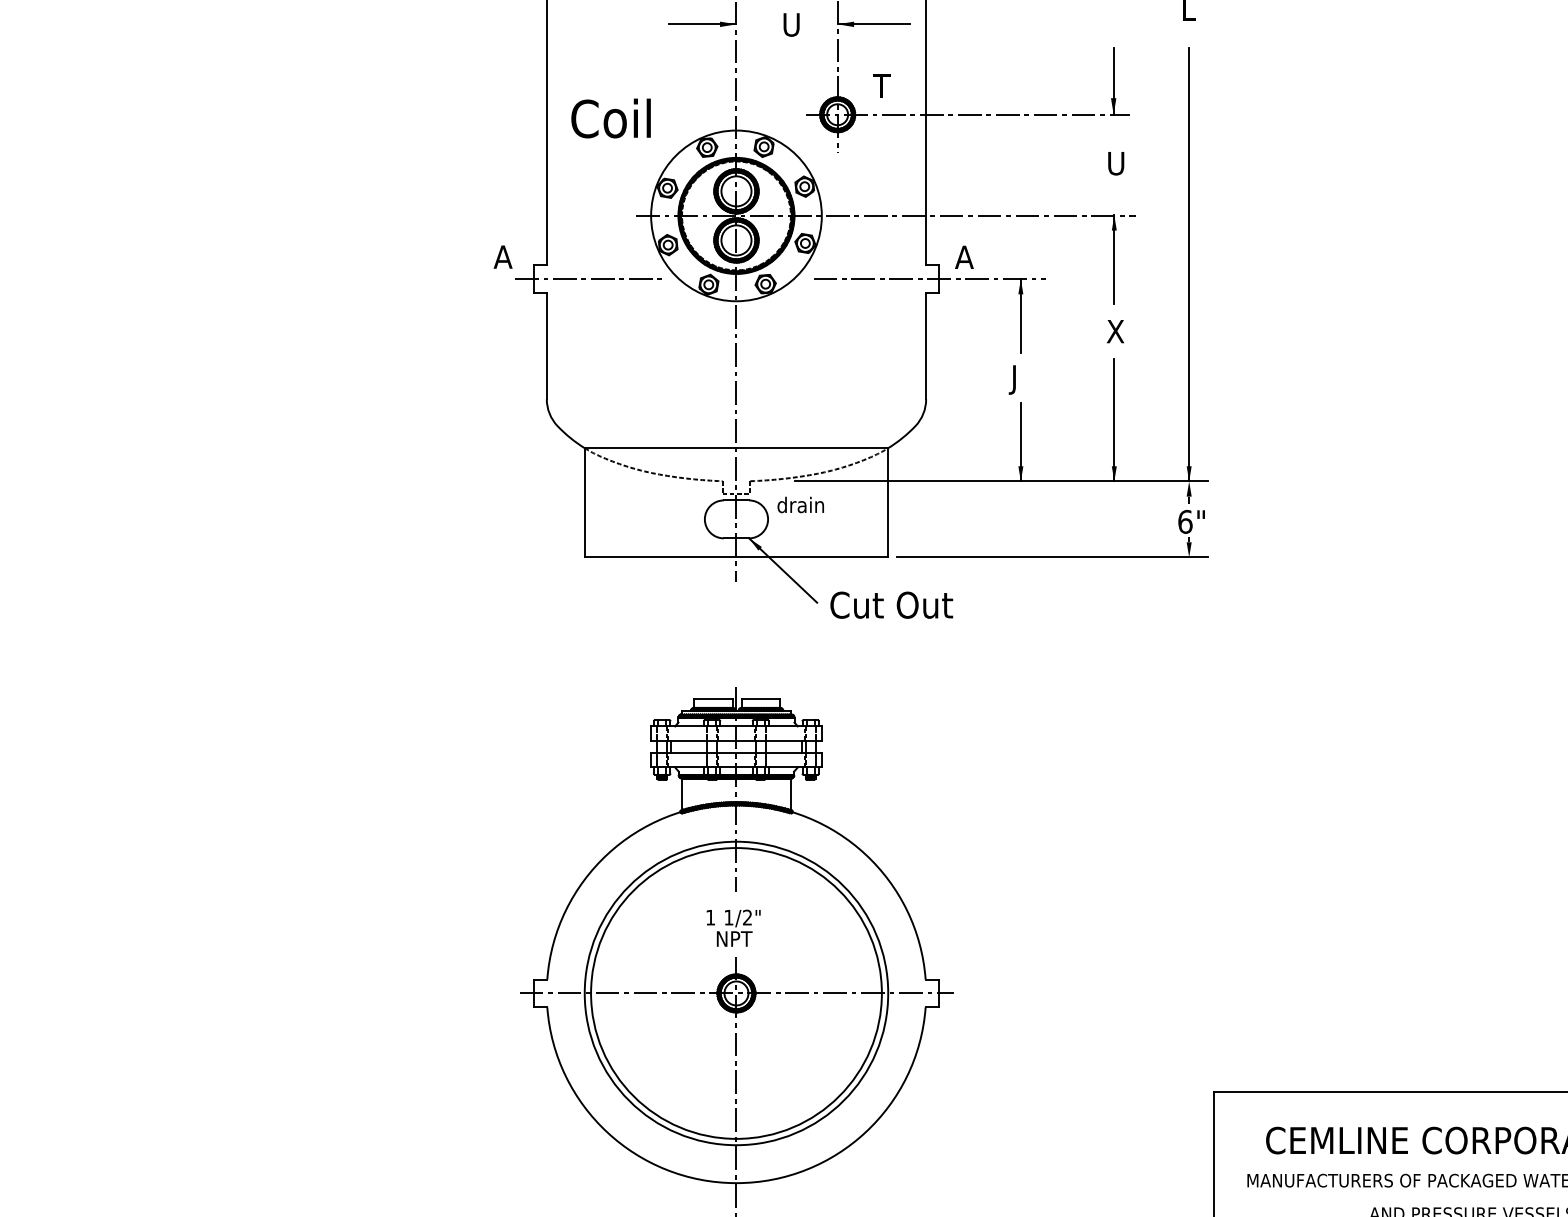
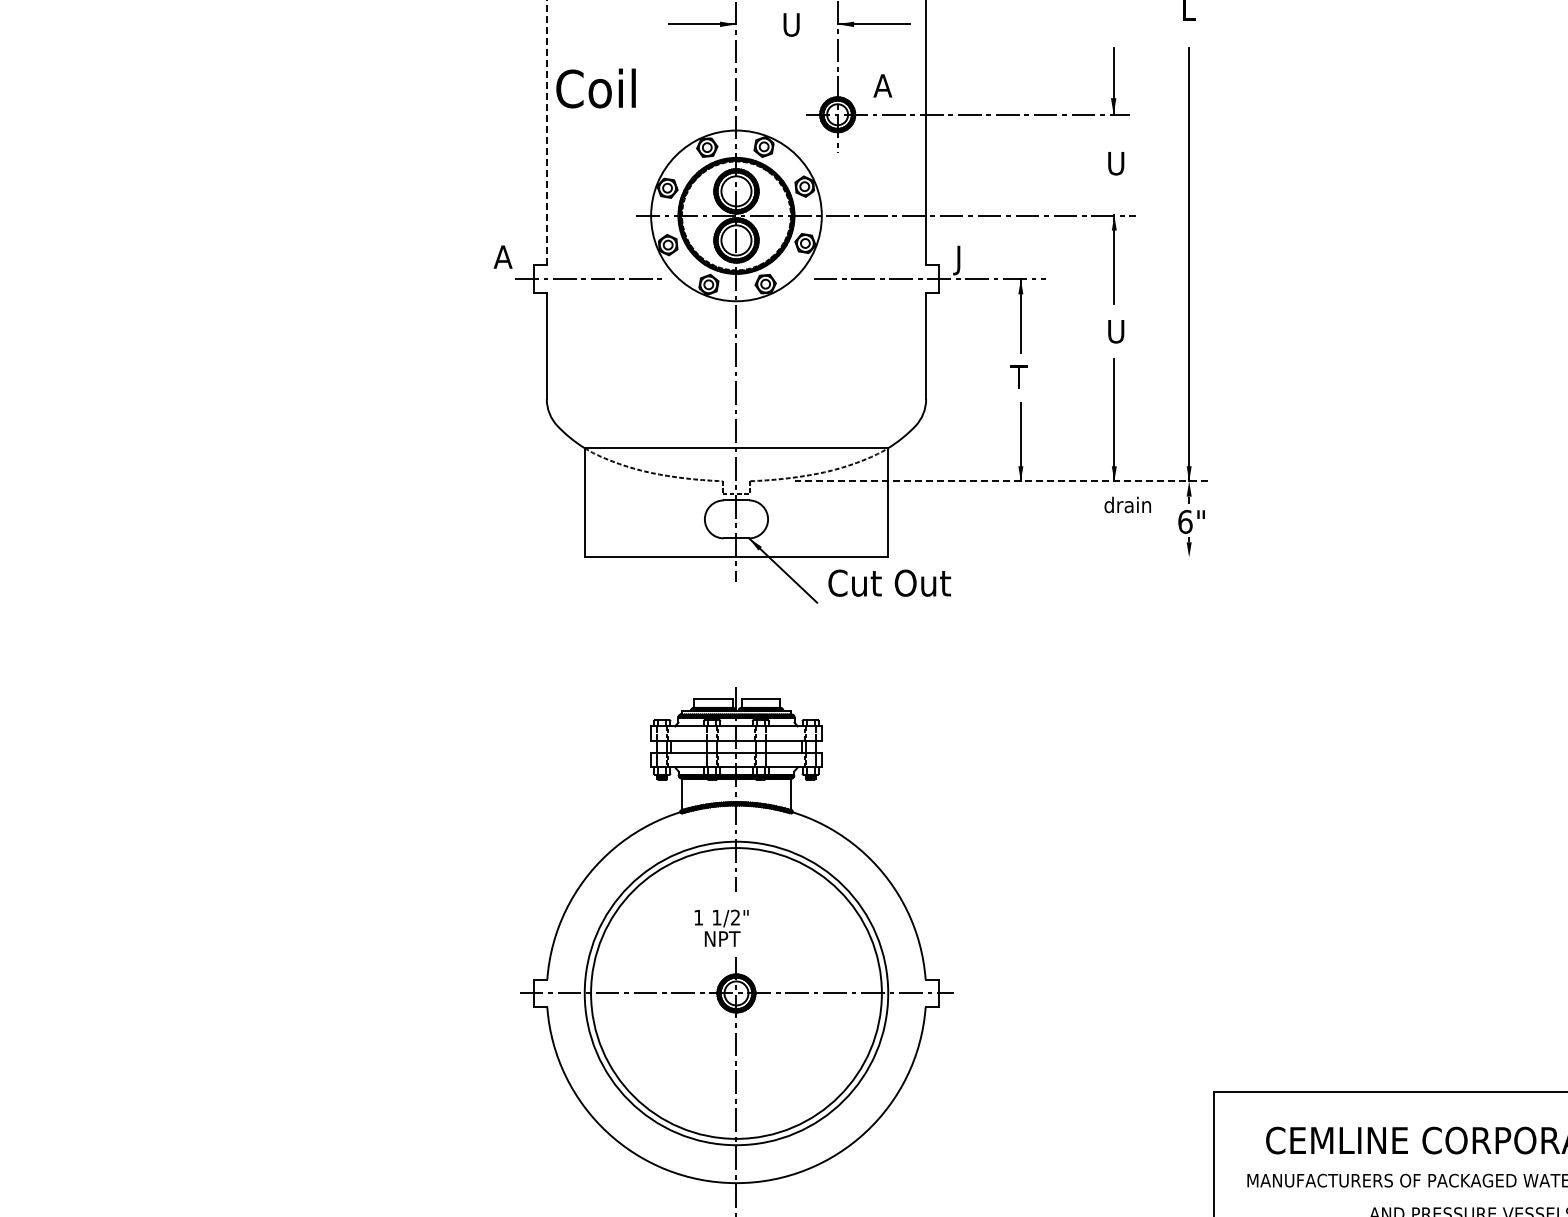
text: T -> A (882, 85)
text position: (610, 118) -> (595, 88) (595, 88)
line: solid -> dashed (546, 132)
text: A -> J (963, 260)
text: X -> U (1115, 331)
text: J -> T (1017, 379)
line: solid -> dashed (1001, 481)
text position: (800, 504) -> (1127, 504) (1127, 504)
line: present -> none (1052, 557)
text position: (891, 604) -> (889, 582) (889, 582)
text position: (733, 927) -> (721, 927) (721, 927)
